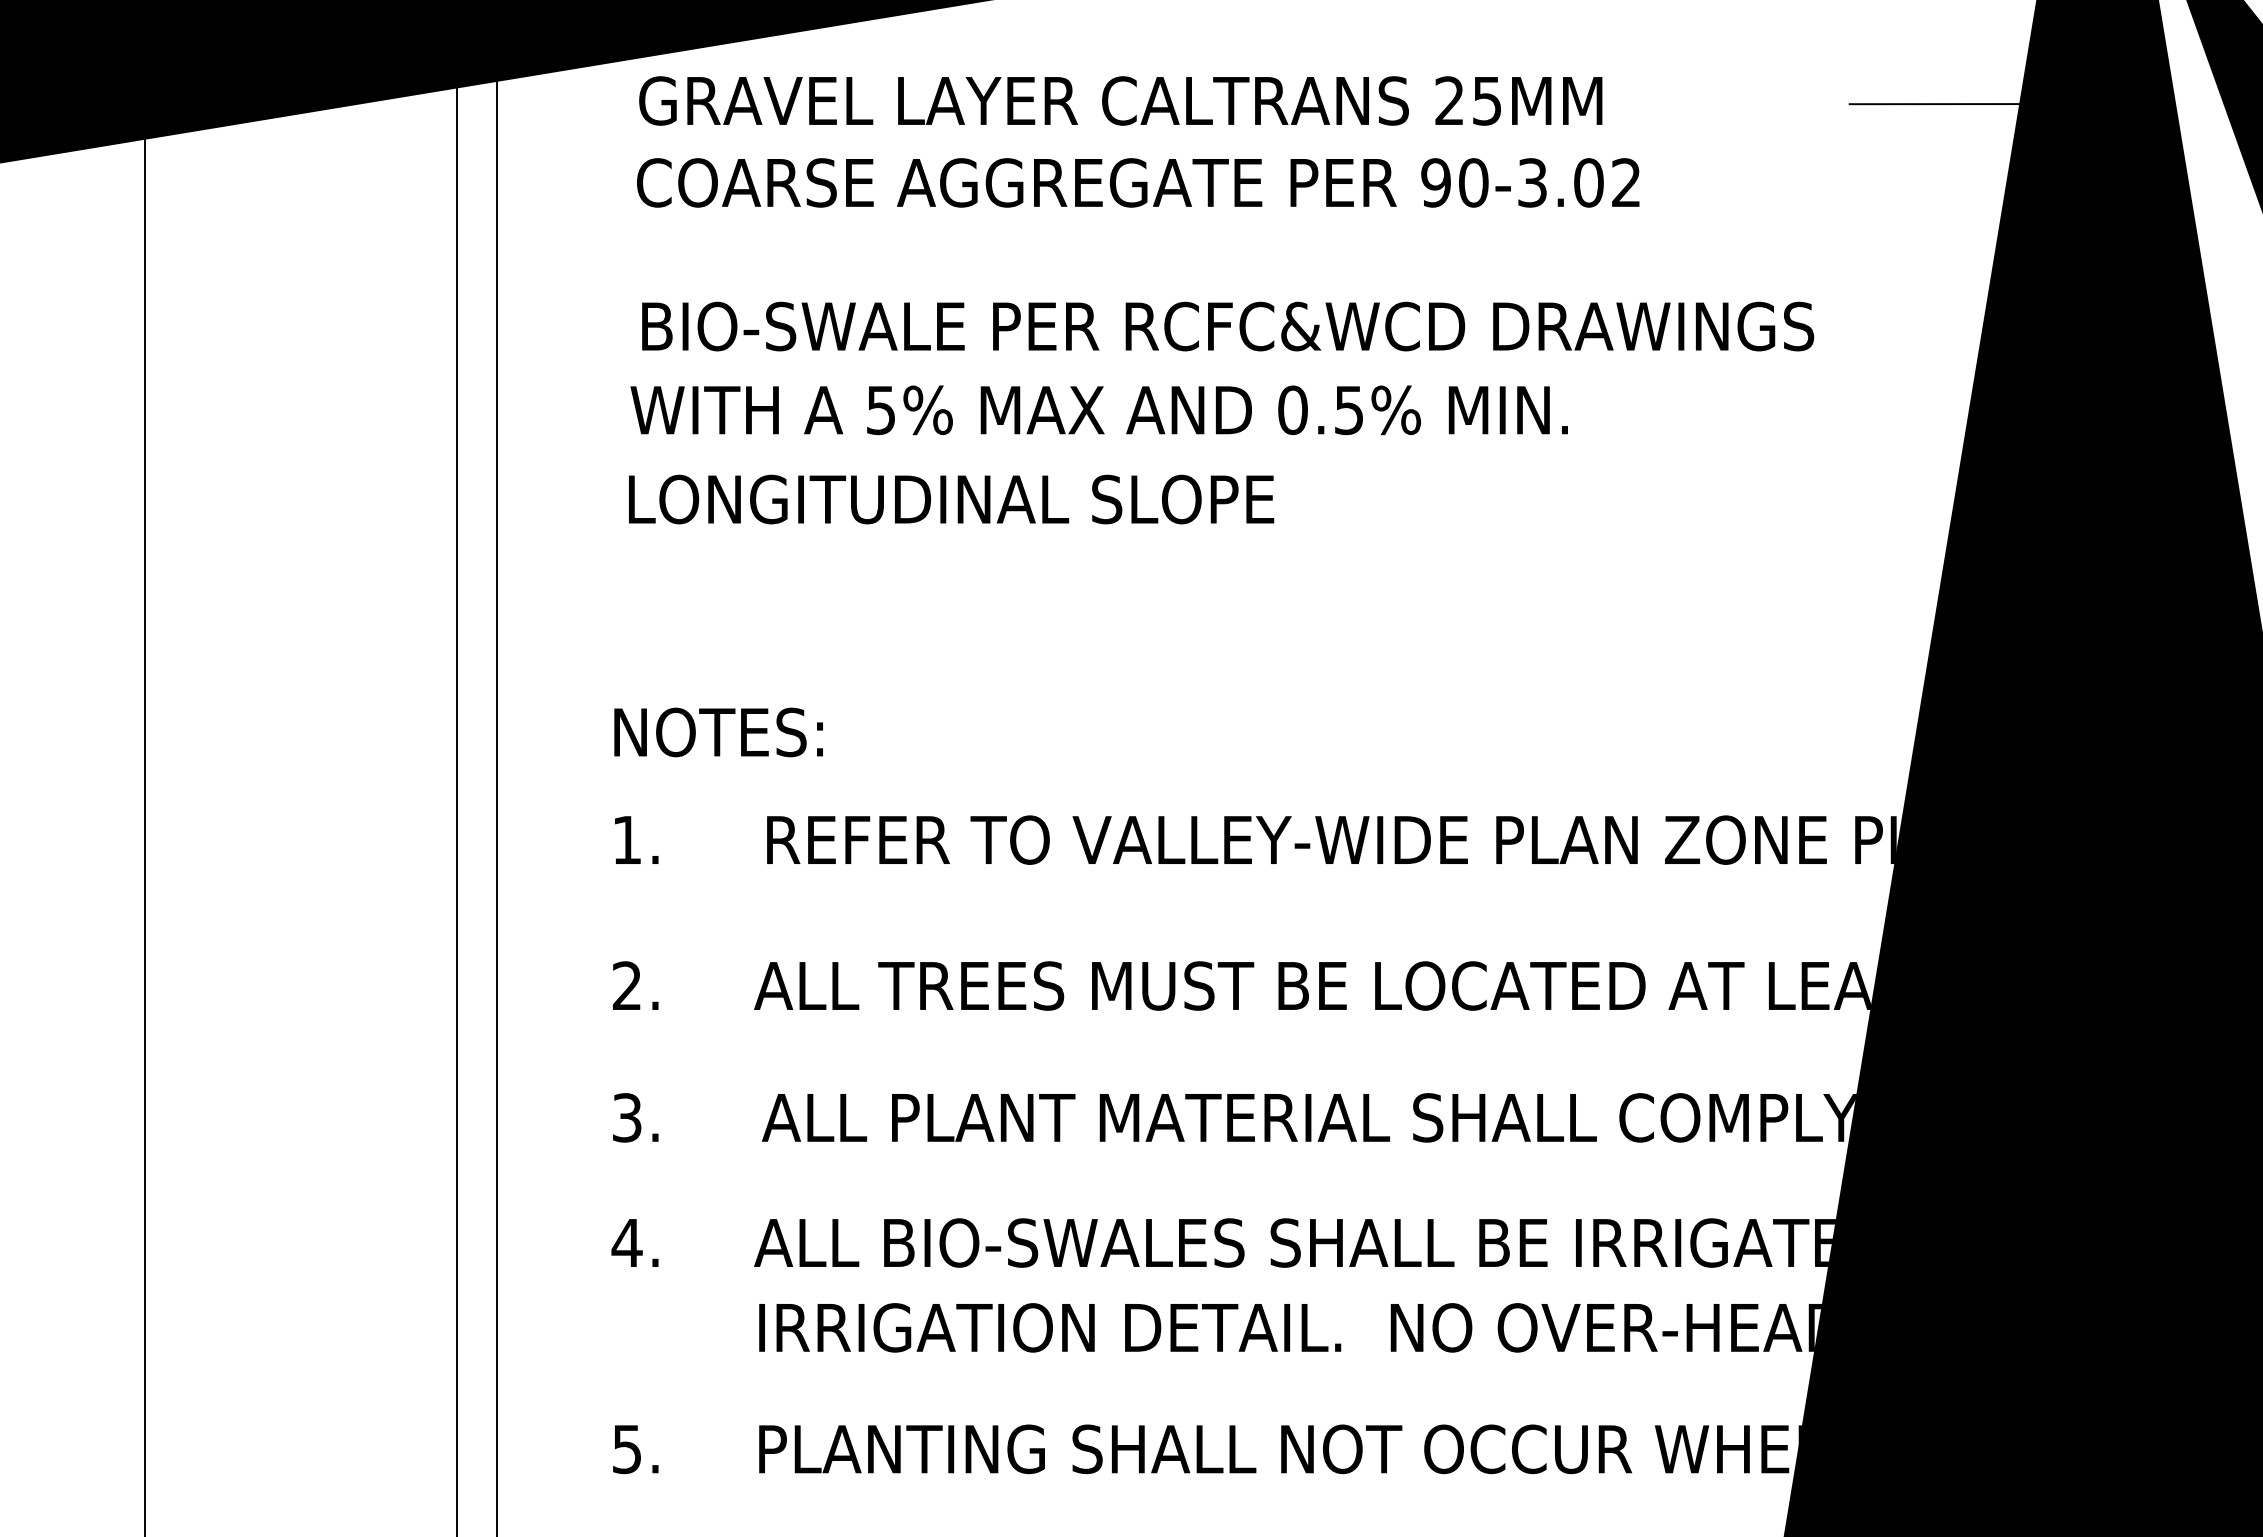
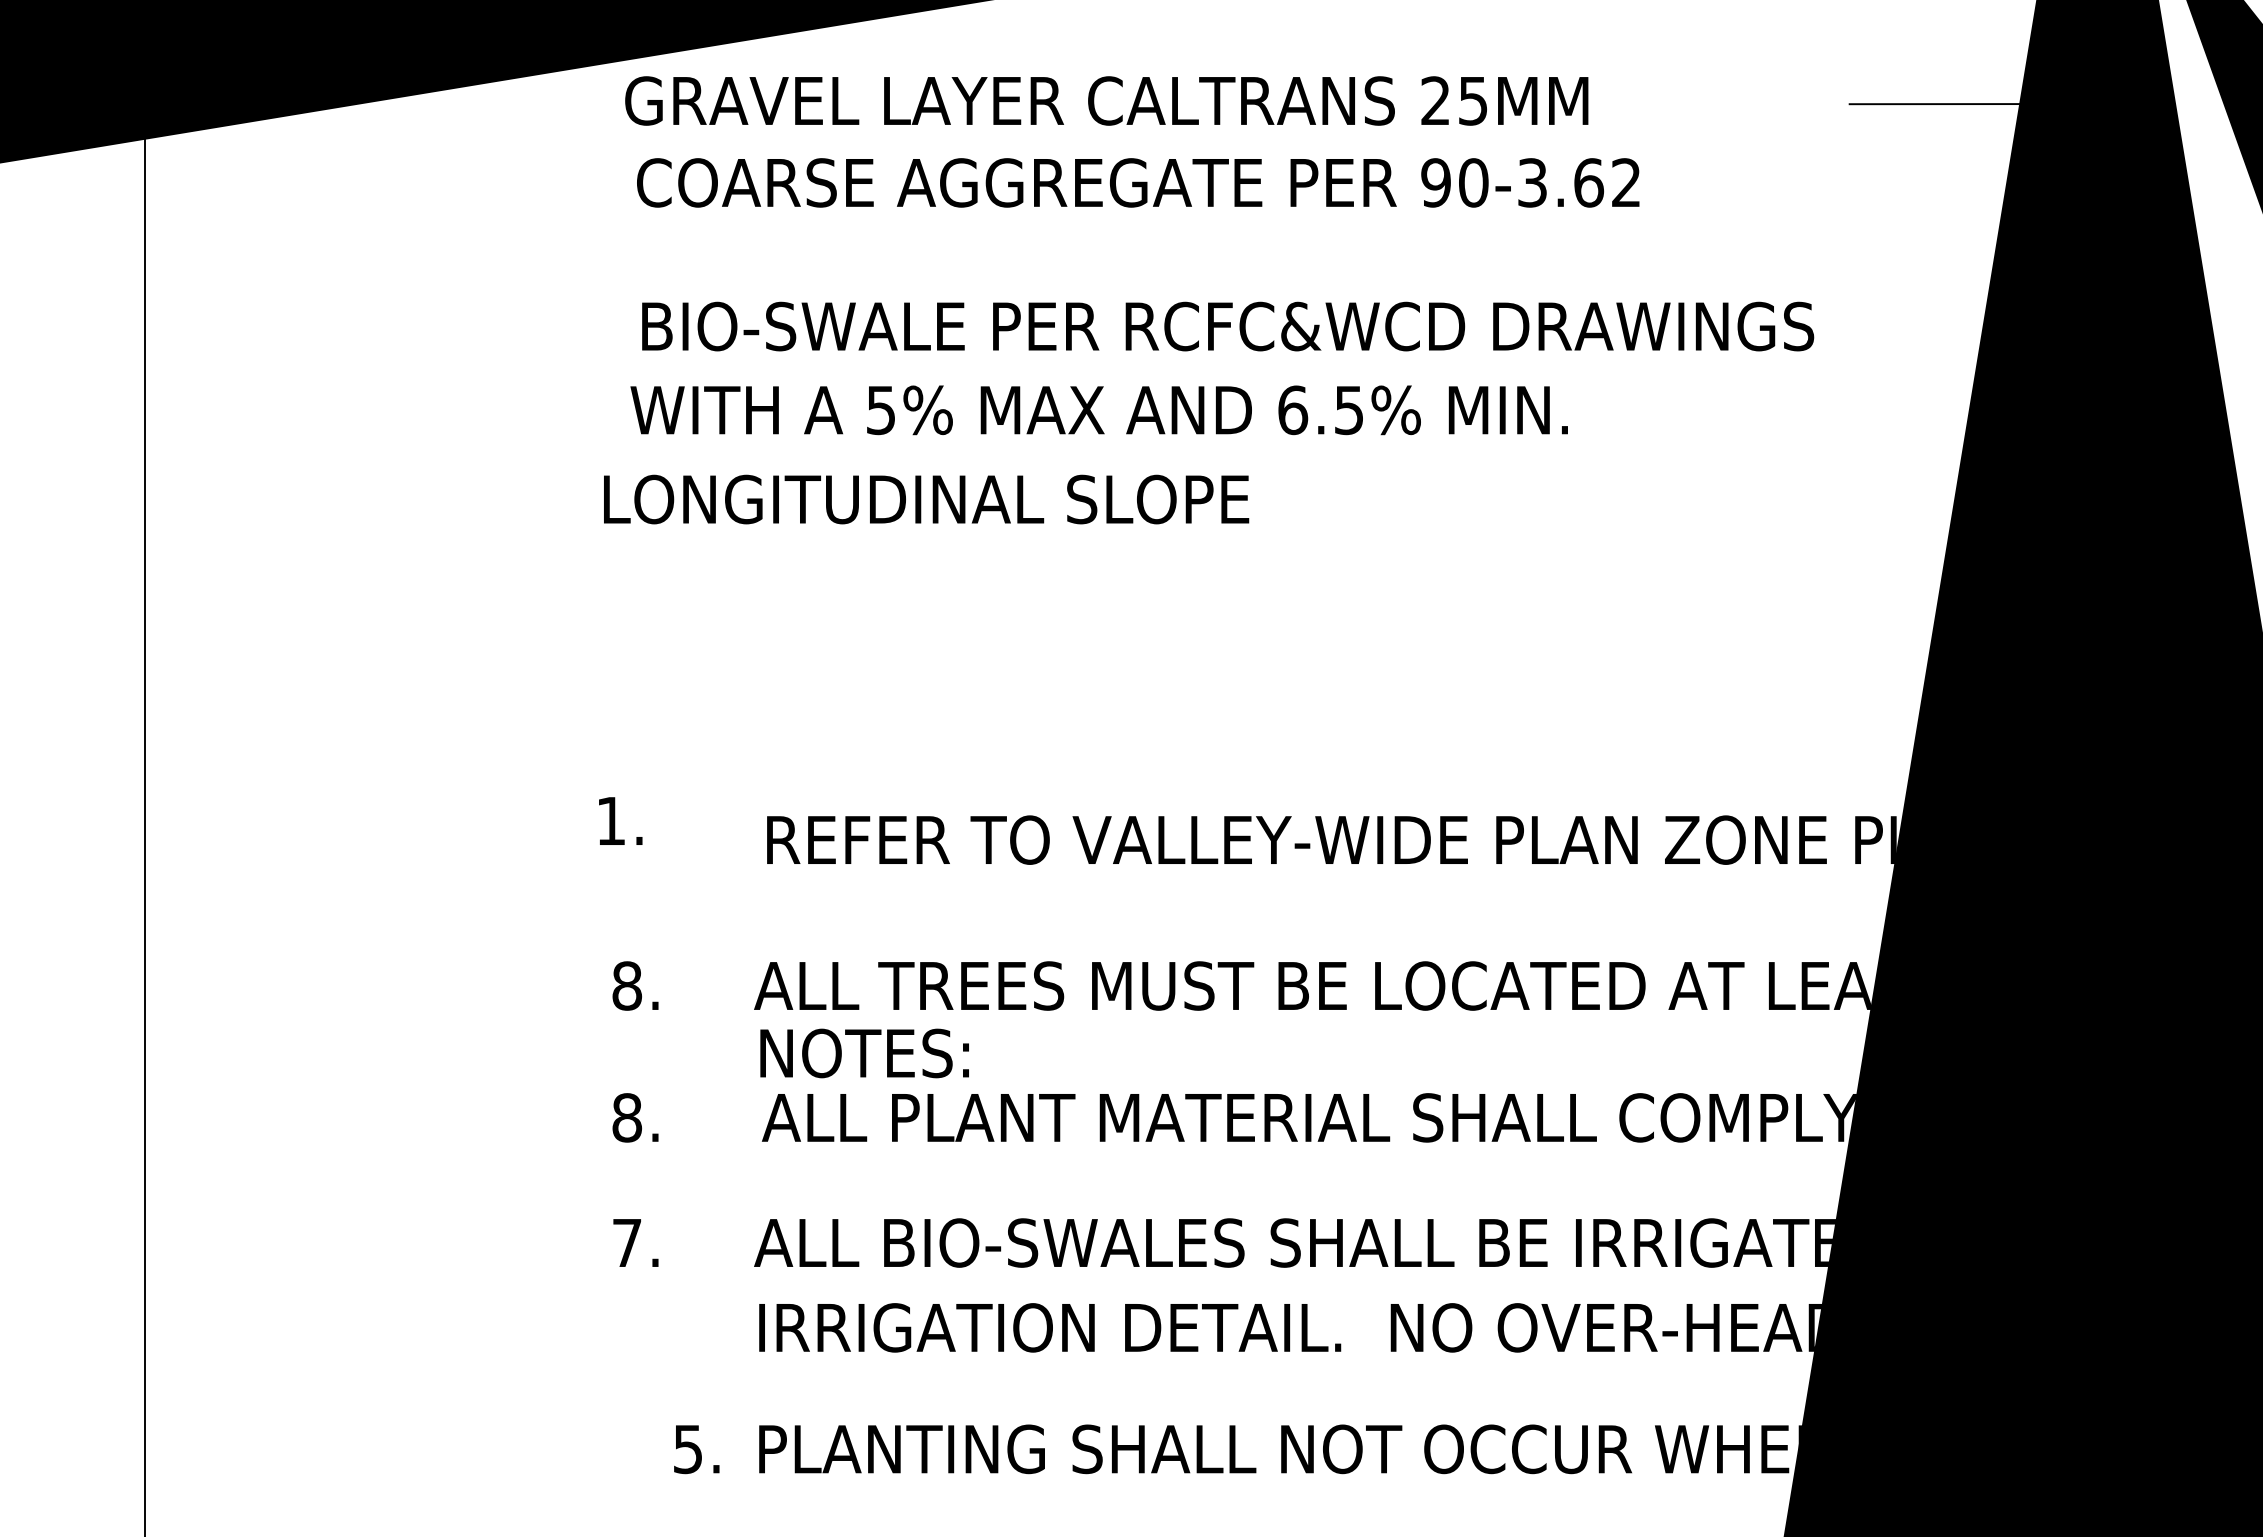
text position: (1120, 100) -> (1106, 100) (1106, 100)
text: 90-3.02 -> 90-3.62 (1589, 182)
text: 0.5% -> 6.5% (1293, 409)
text position: (951, 499) -> (926, 499) (926, 499)
text position: (718, 732) -> (864, 1053) (864, 1053)
line: present -> none (457, 767)
line: present -> none (496, 767)
text position: (636, 839) -> (620, 820) (620, 820)
text: 2. -> 8. (627, 985)
text: 3. -> 8. (627, 1117)
text: 4. -> 7. (626, 1242)
text position: (635, 1449) -> (696, 1449) (696, 1449)
